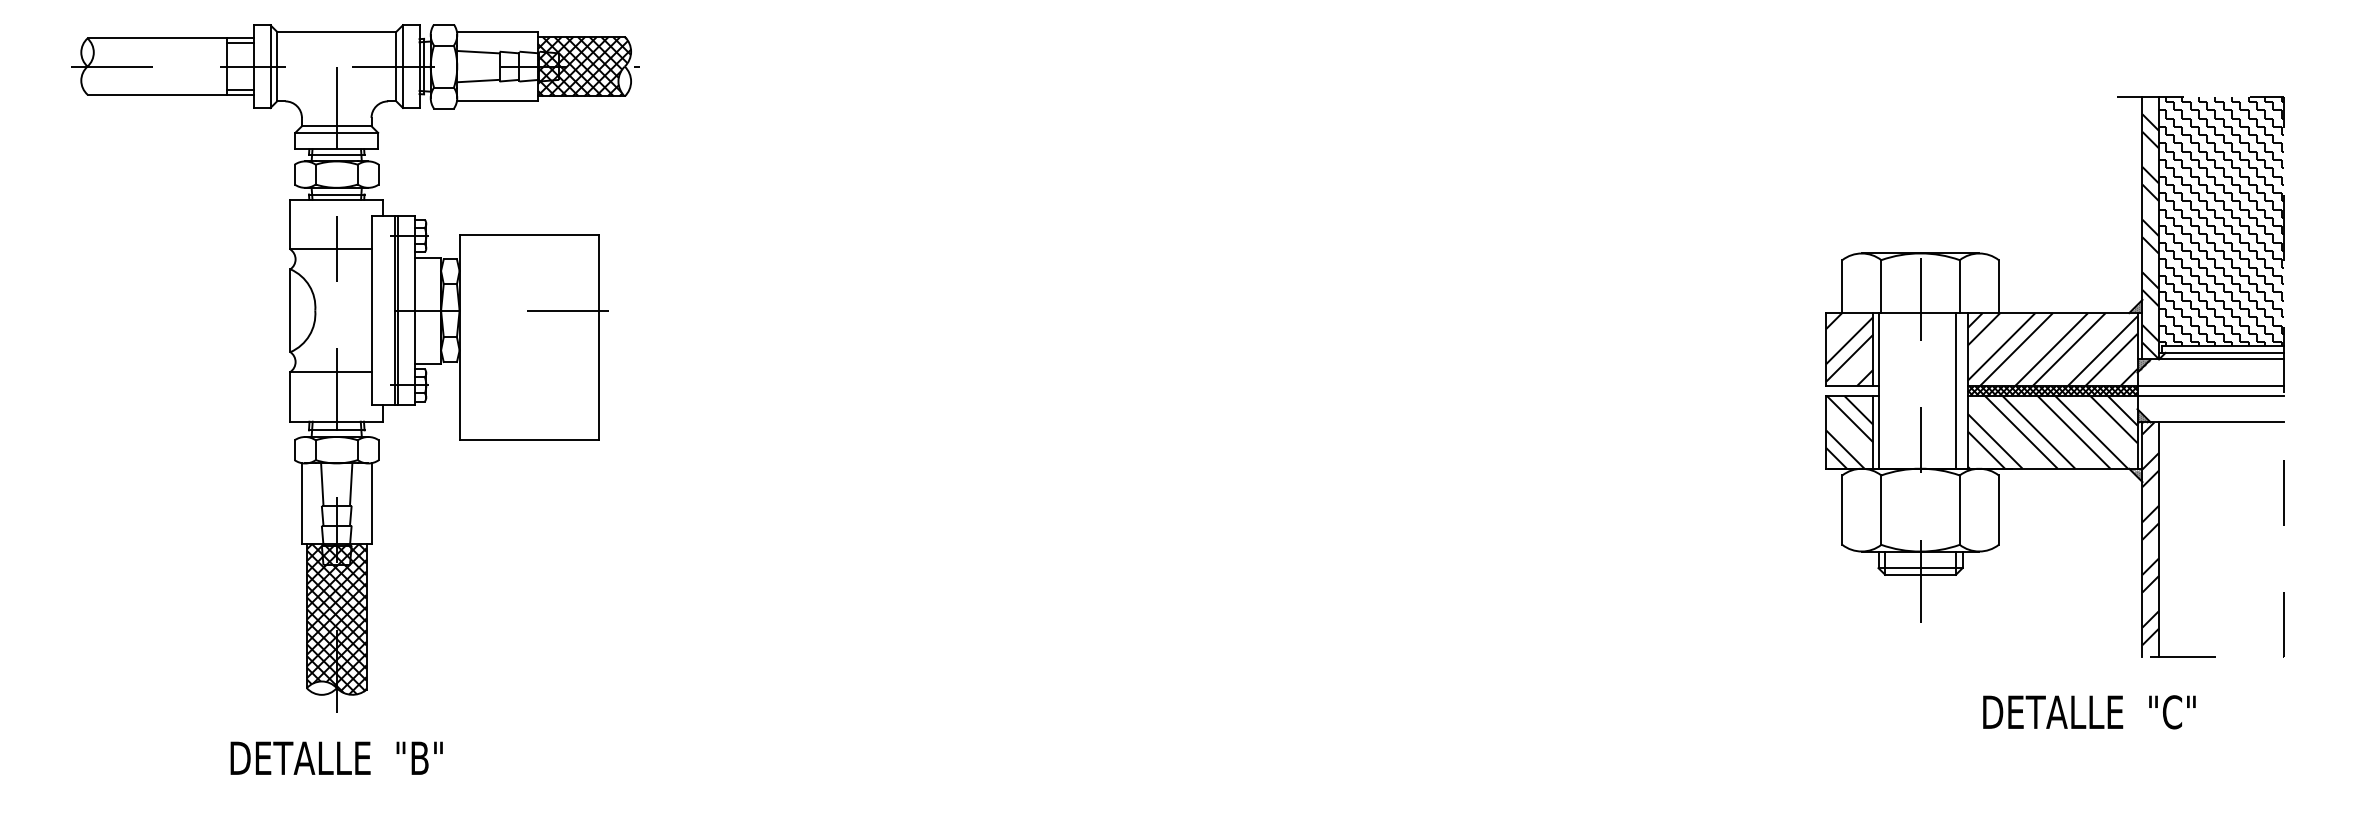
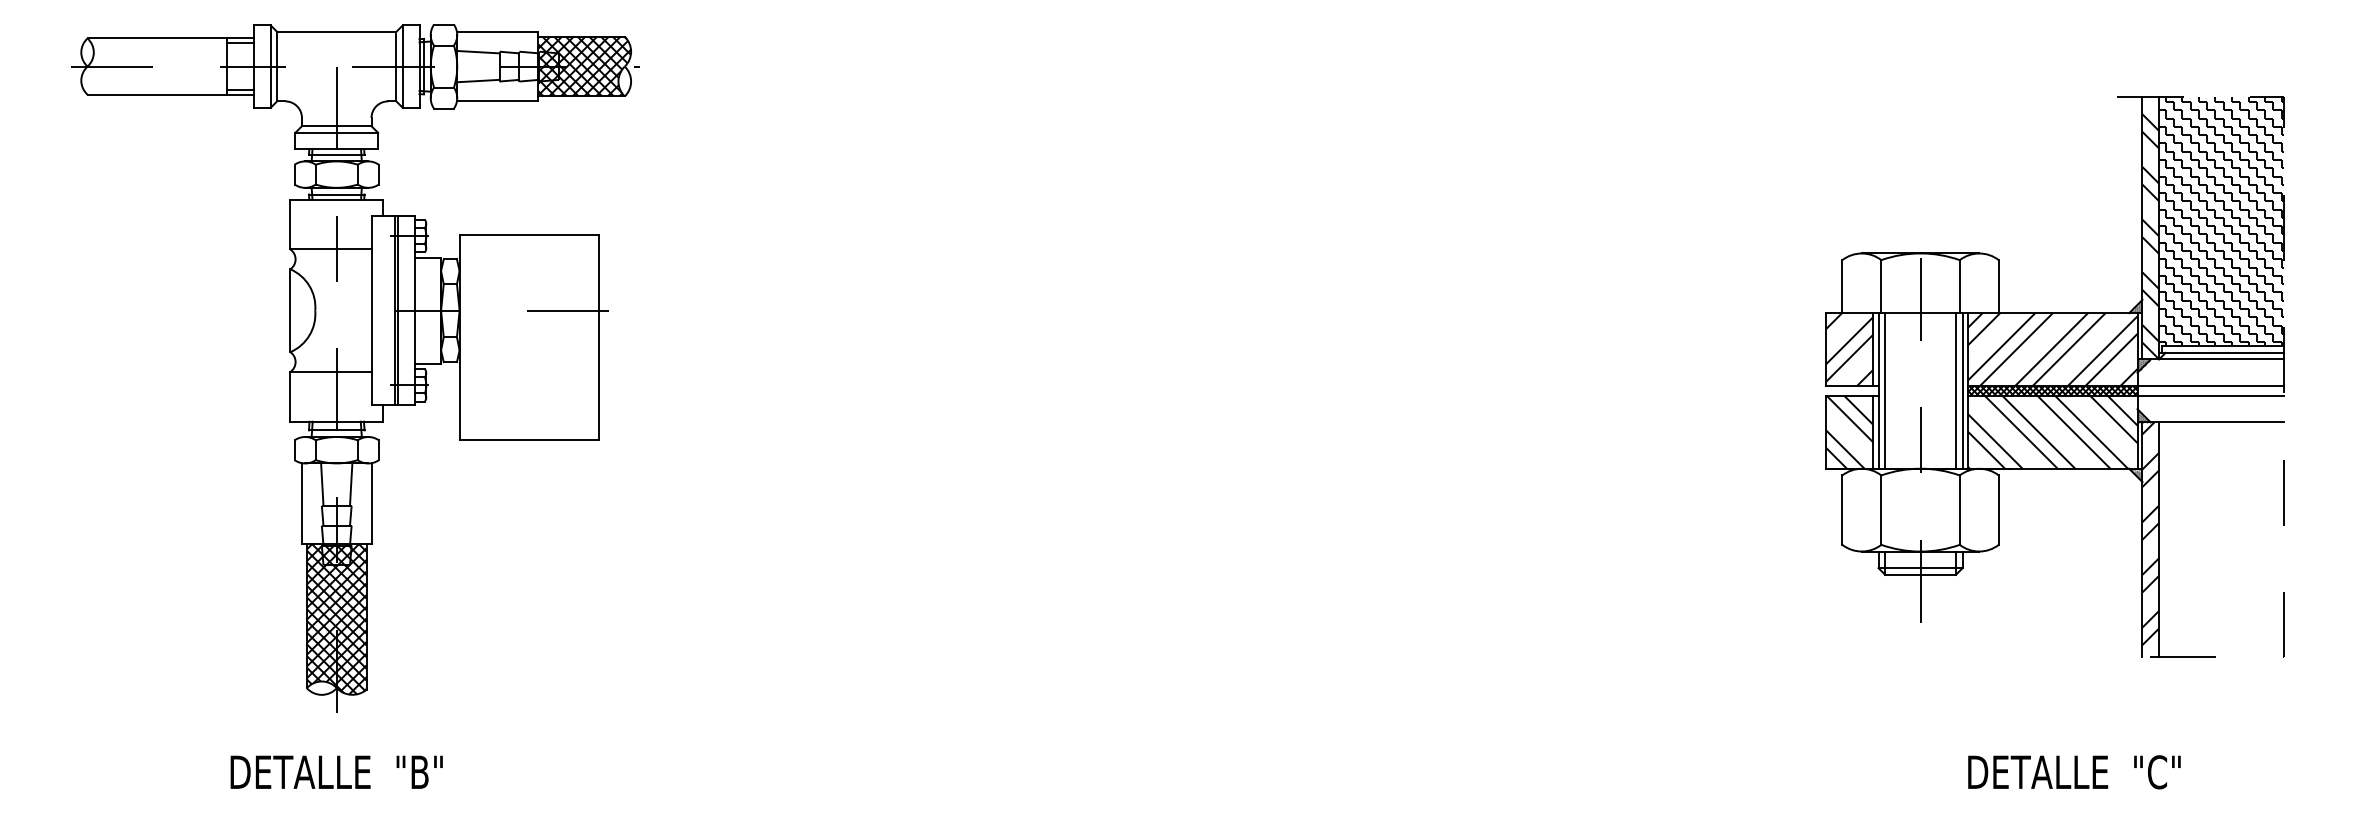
line: none -> present (1885, 390)
line: none -> present (1962, 390)
text position: (2089, 712) -> (2074, 772) (2074, 772)
text position: (336, 757) -> (336, 771) (336, 771)
